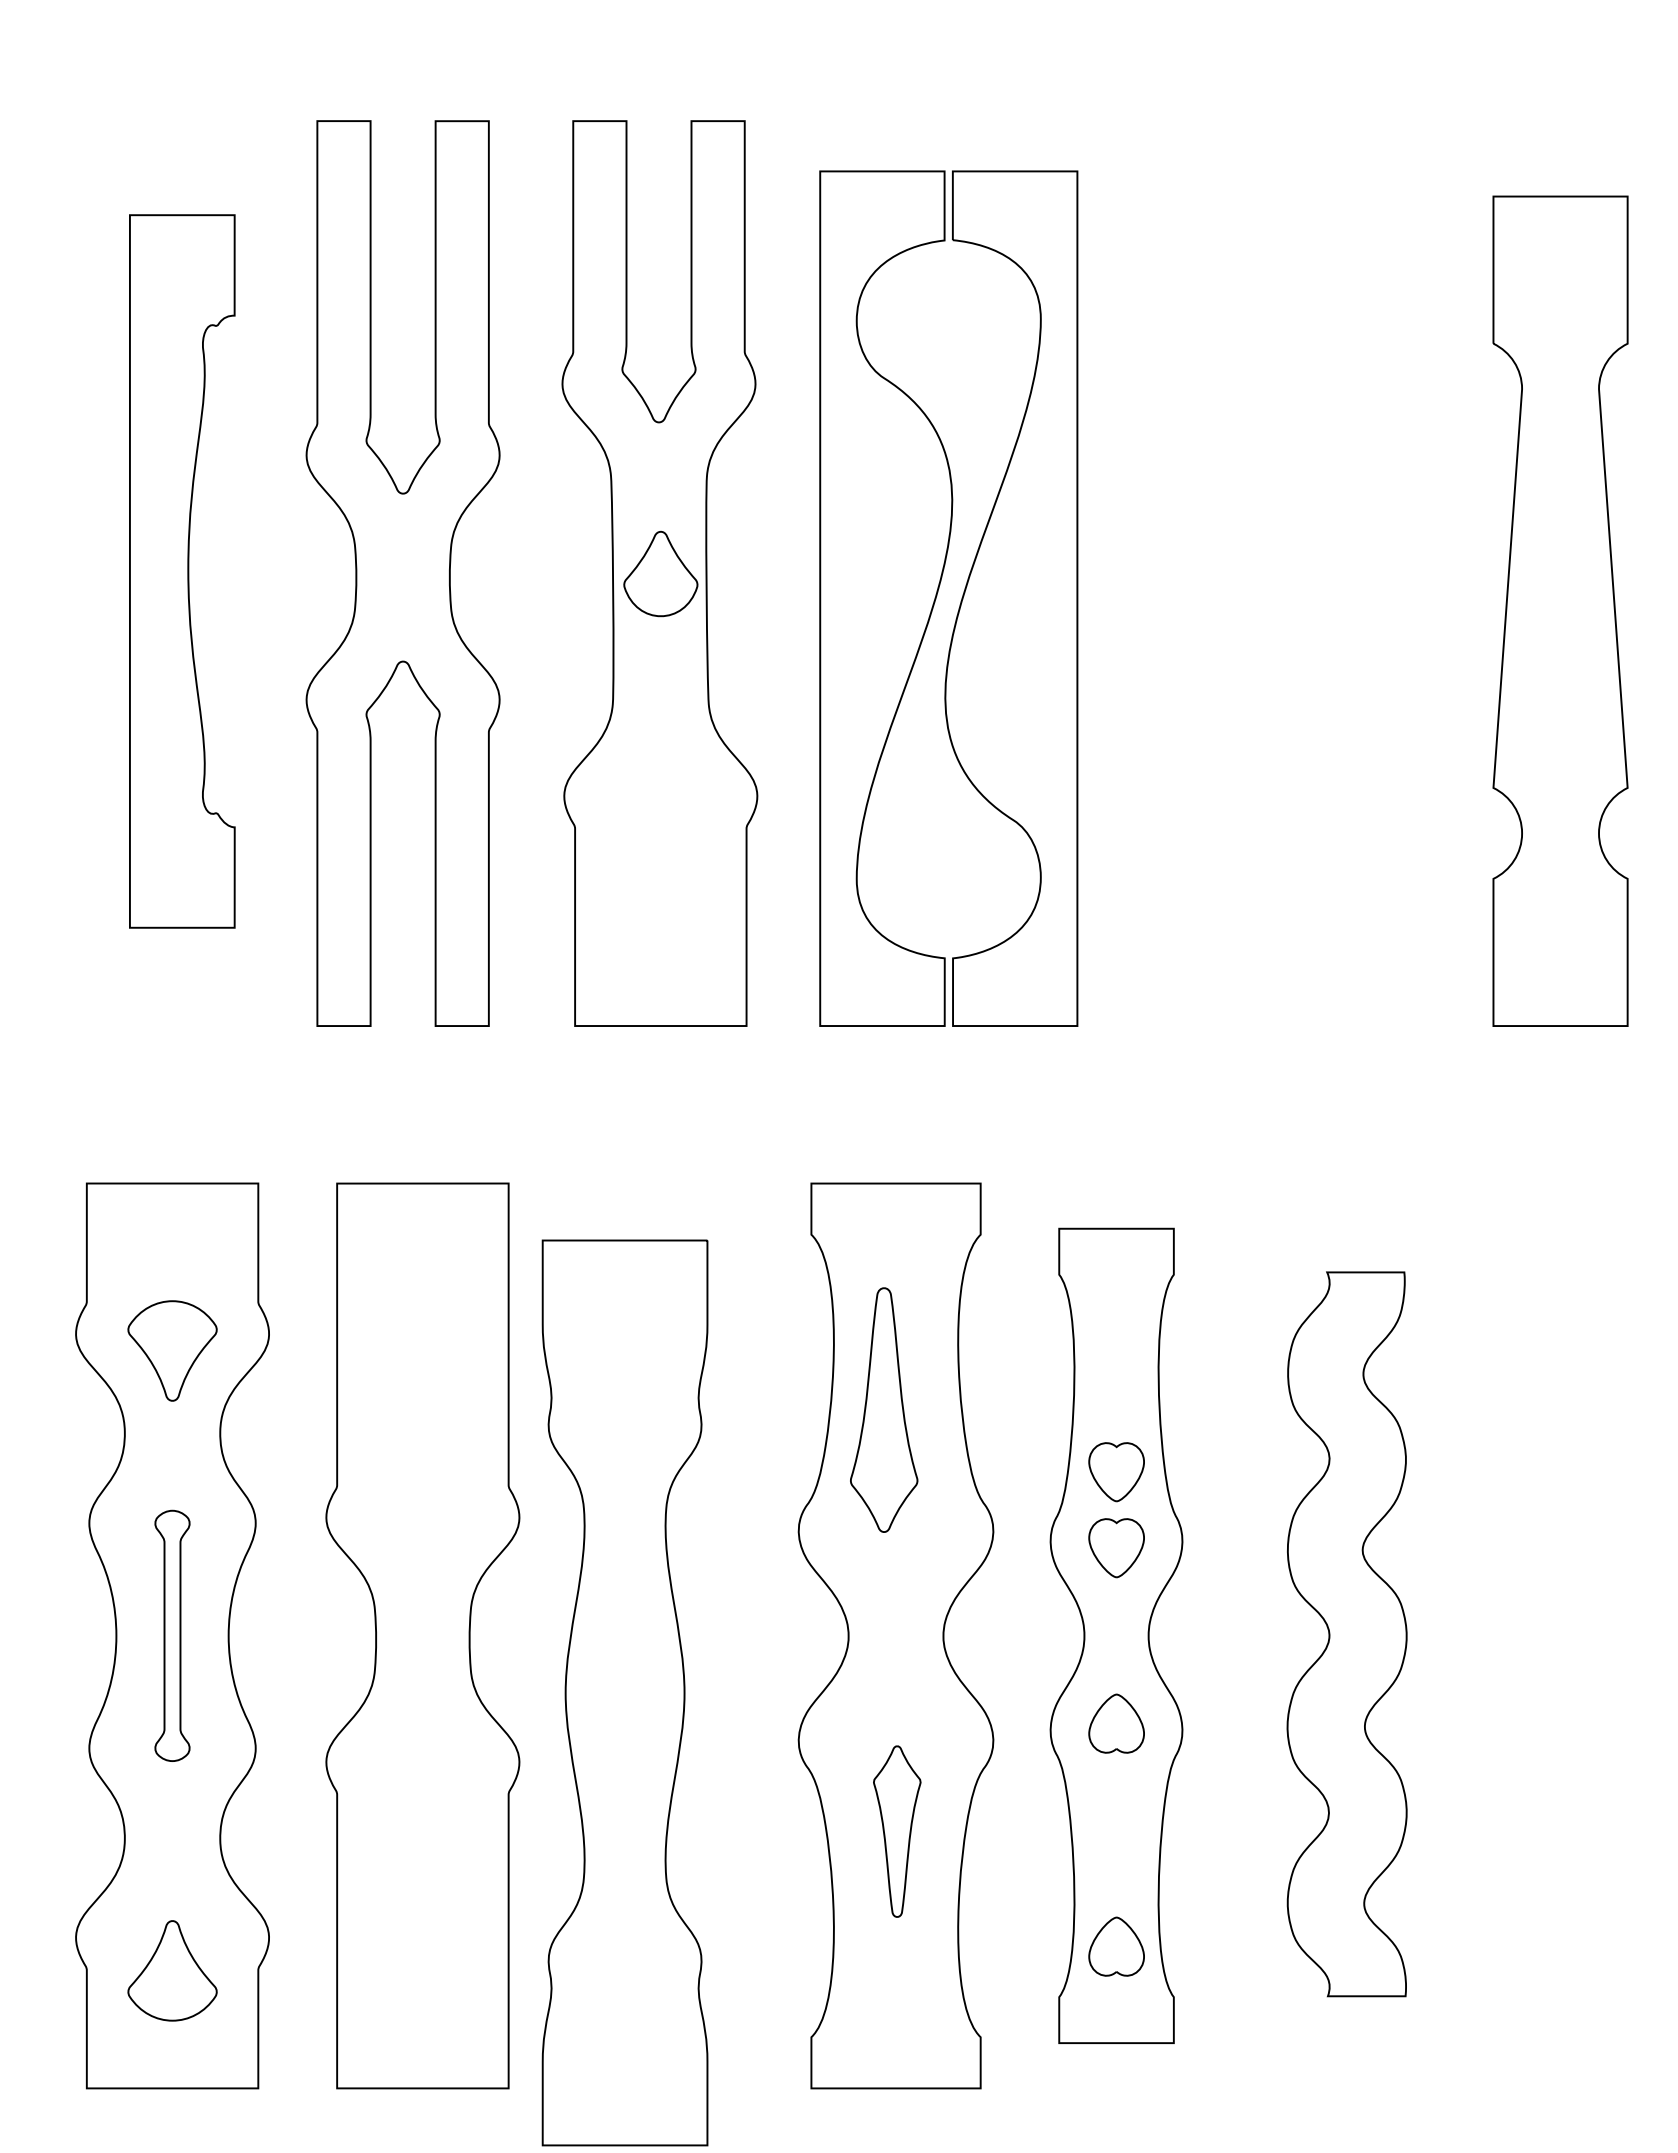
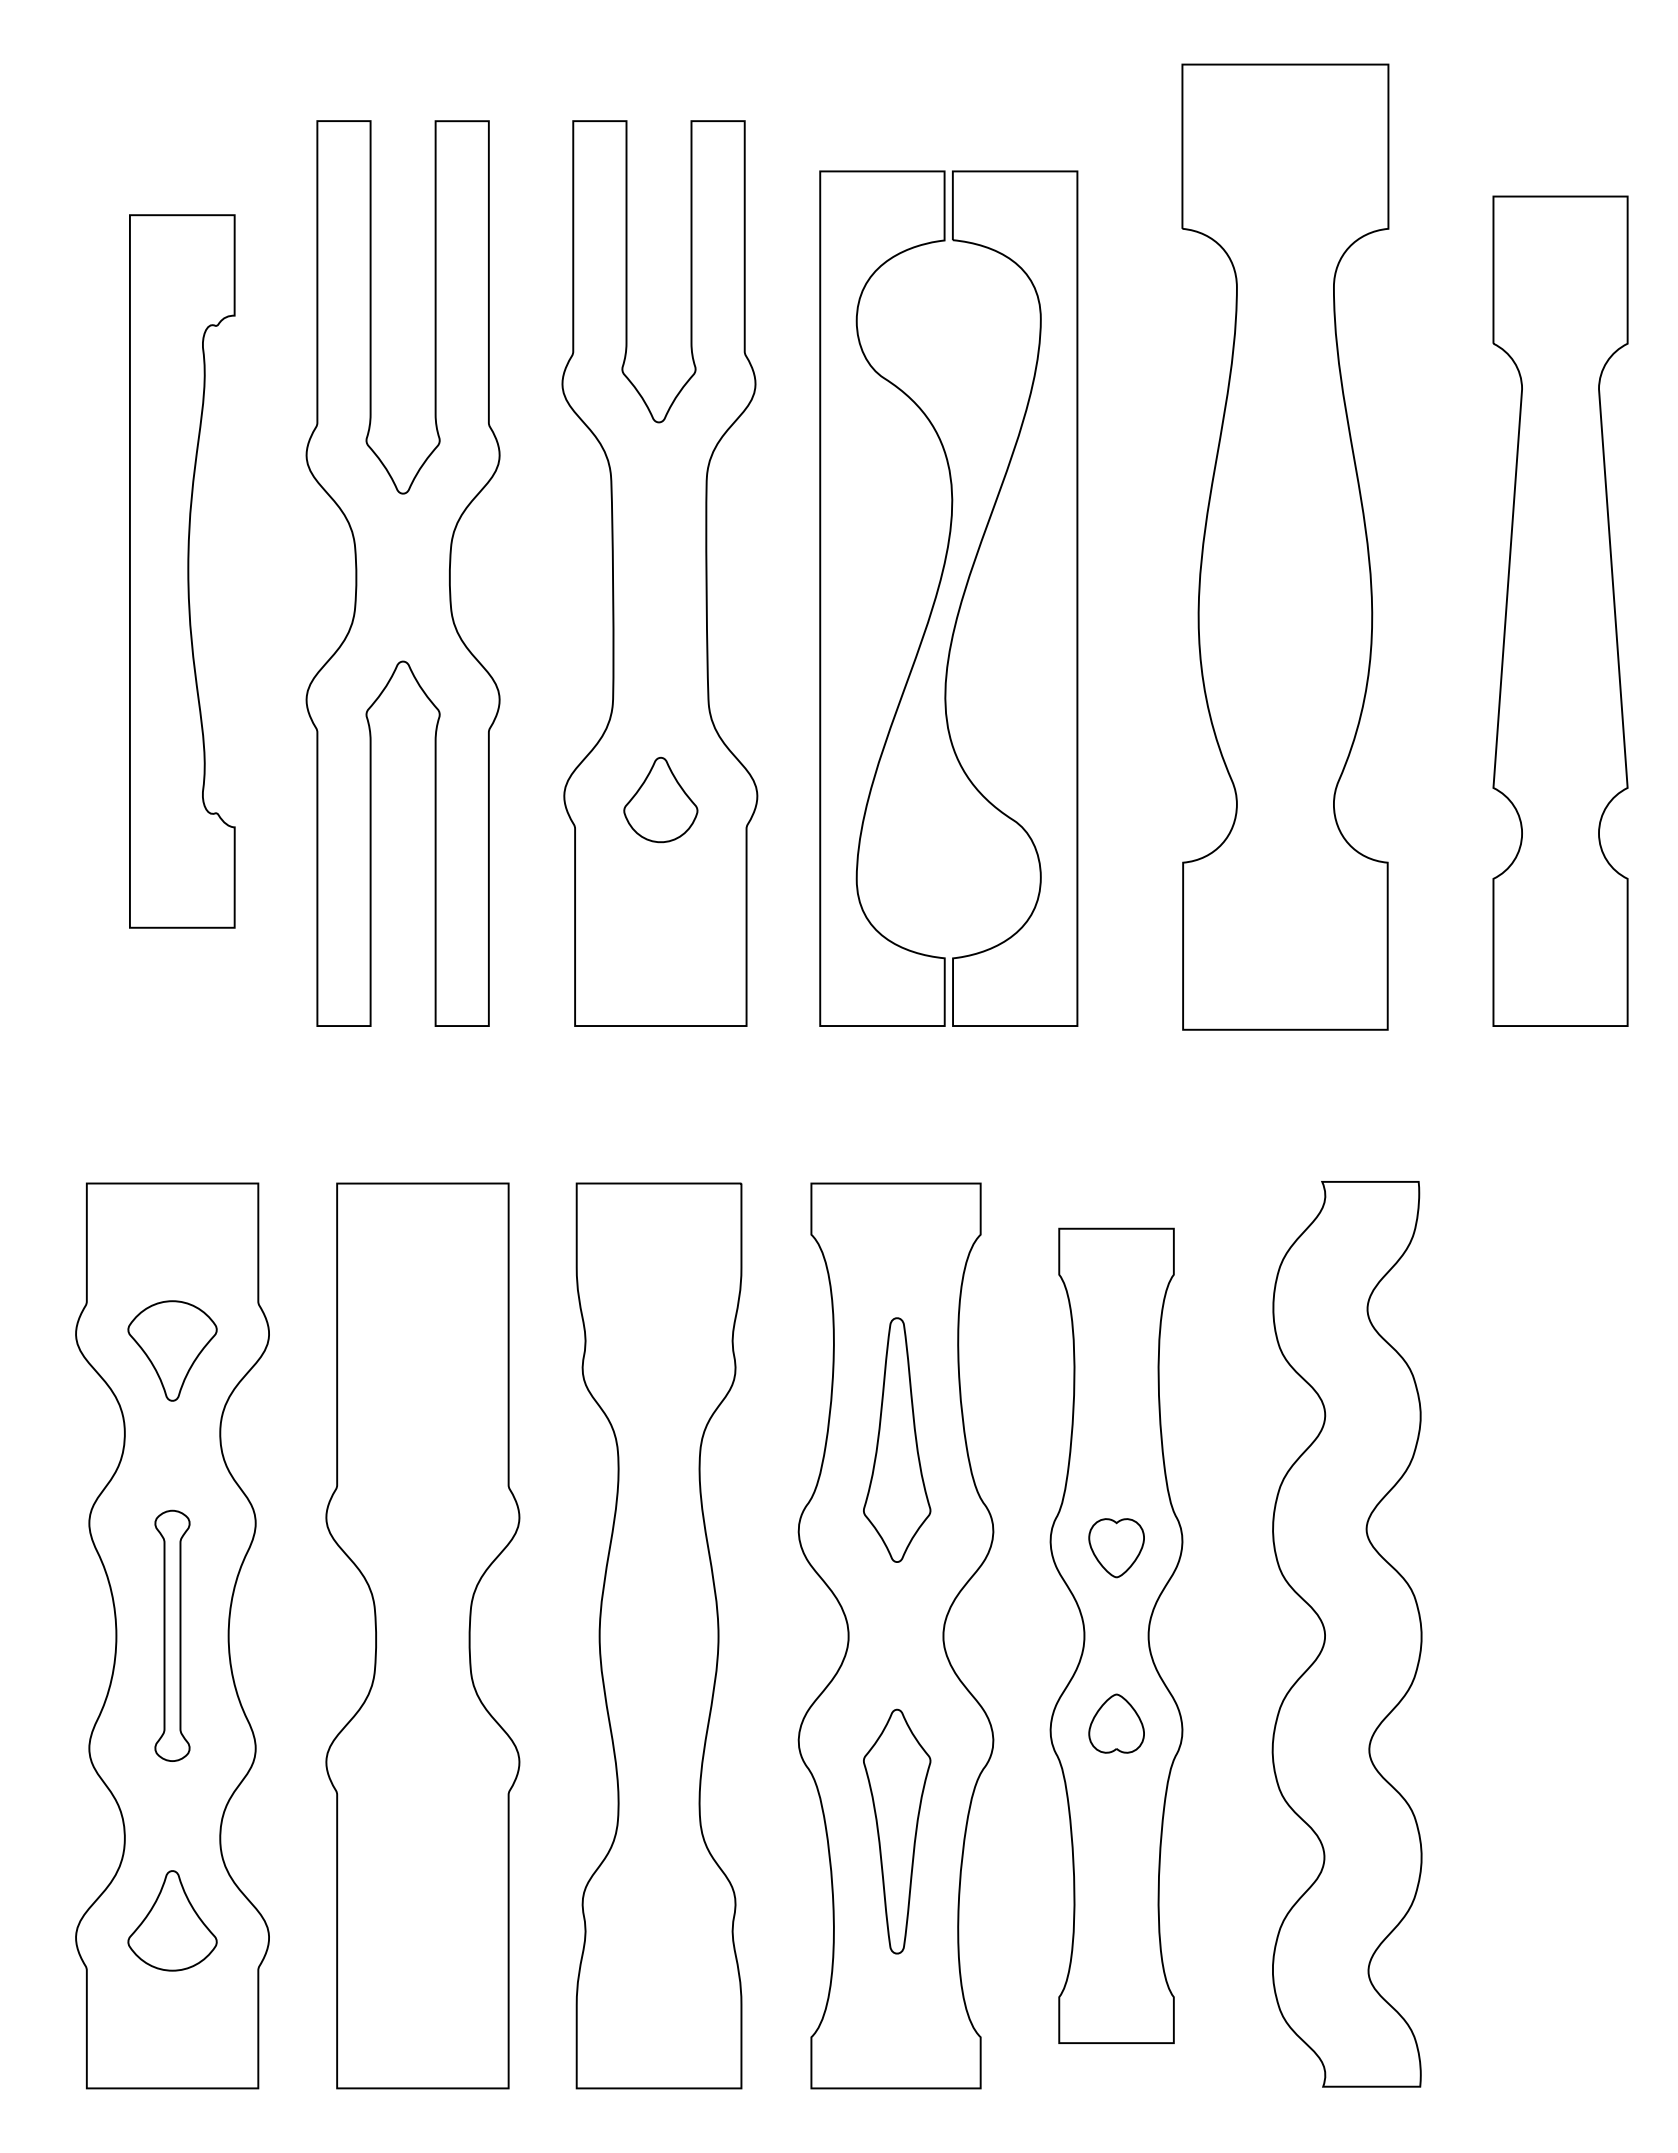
part: none -> present (1285, 546)
part position: (660, 573) -> (660, 799) (660, 799)
part position: (884, 1409) -> (897, 1439) (897, 1439)
part: present -> none (1116, 1472)
part size: 122x727 px -> 152x907 px (1346, 1634)
part position: (624, 1692) -> (658, 1635) (658, 1635)
part size: 49x173 px -> 69x247 px (897, 1831)
part: present -> none (1116, 1946)
part position: (172, 1970) -> (172, 1920) (172, 1920)
